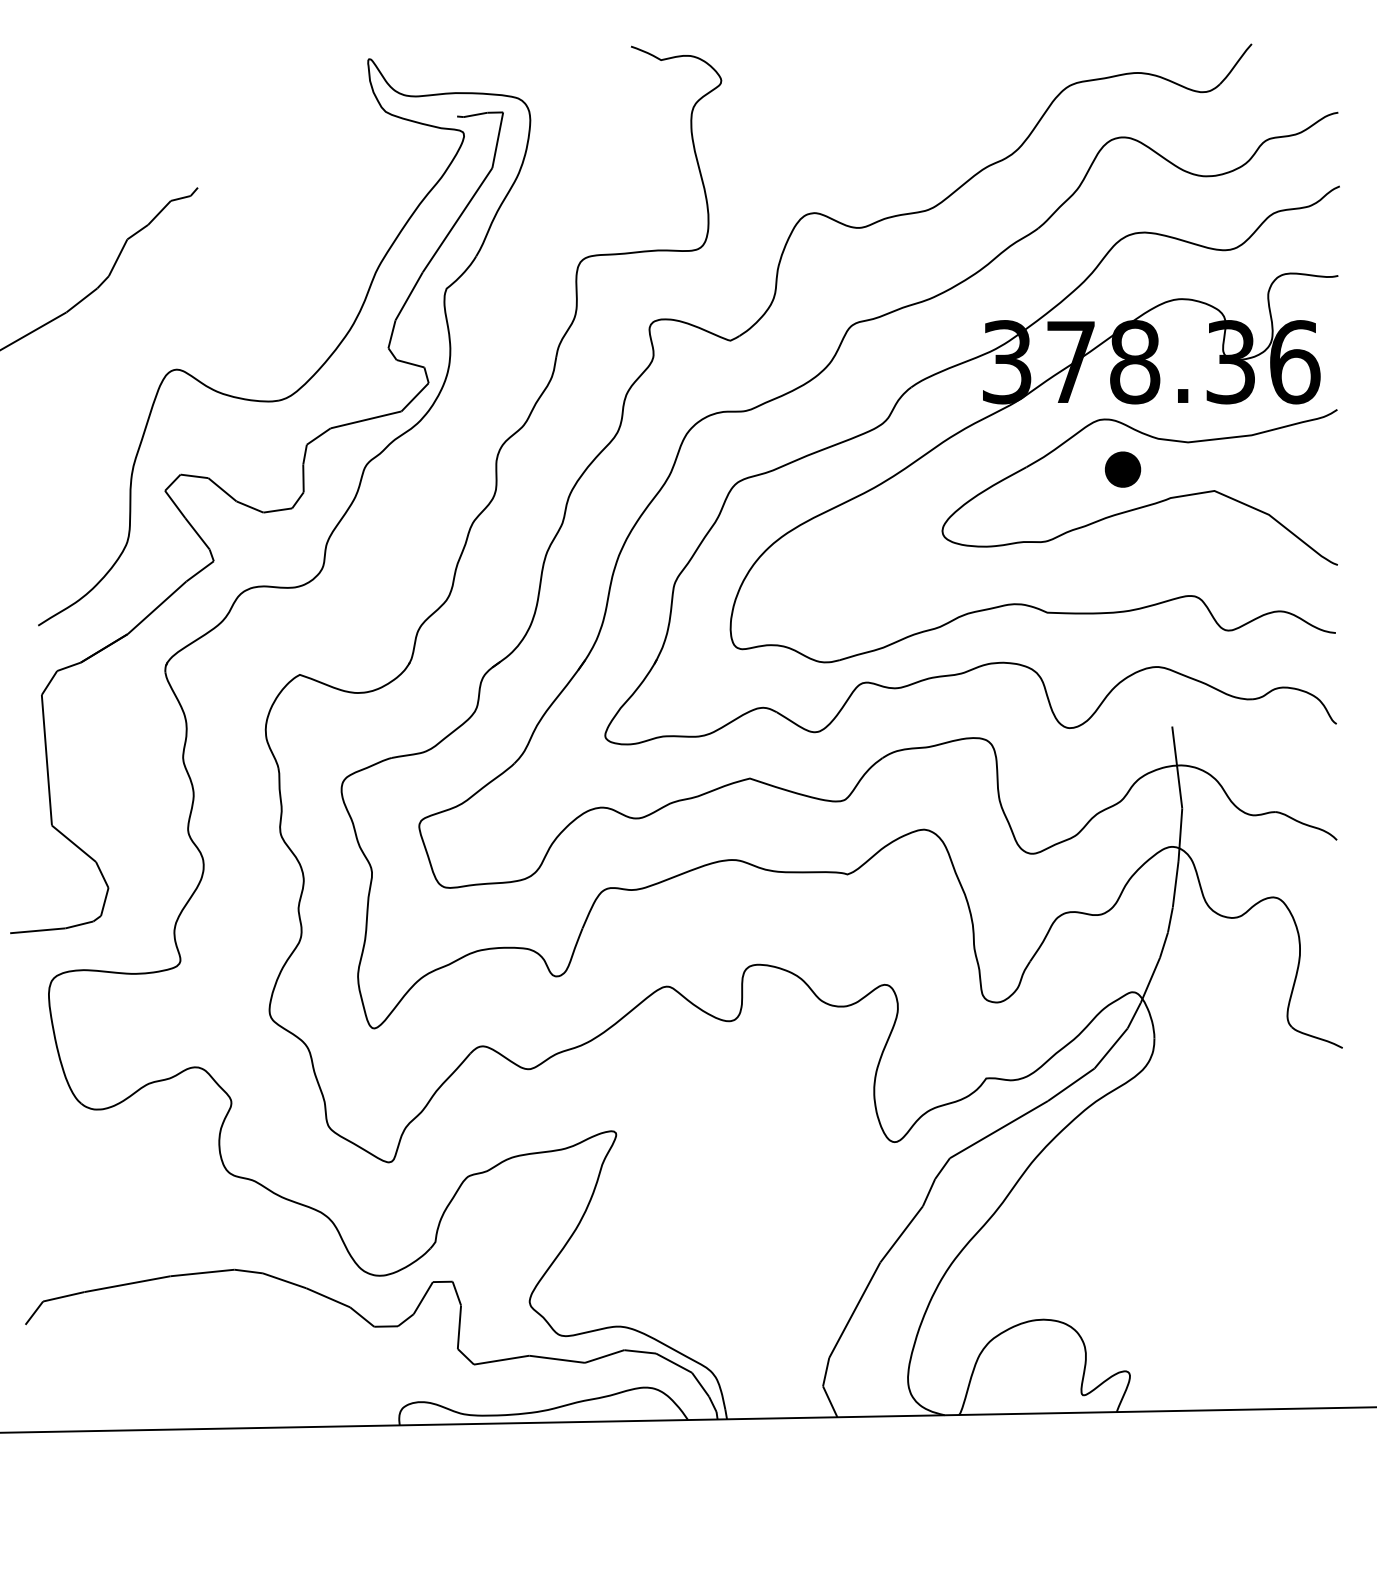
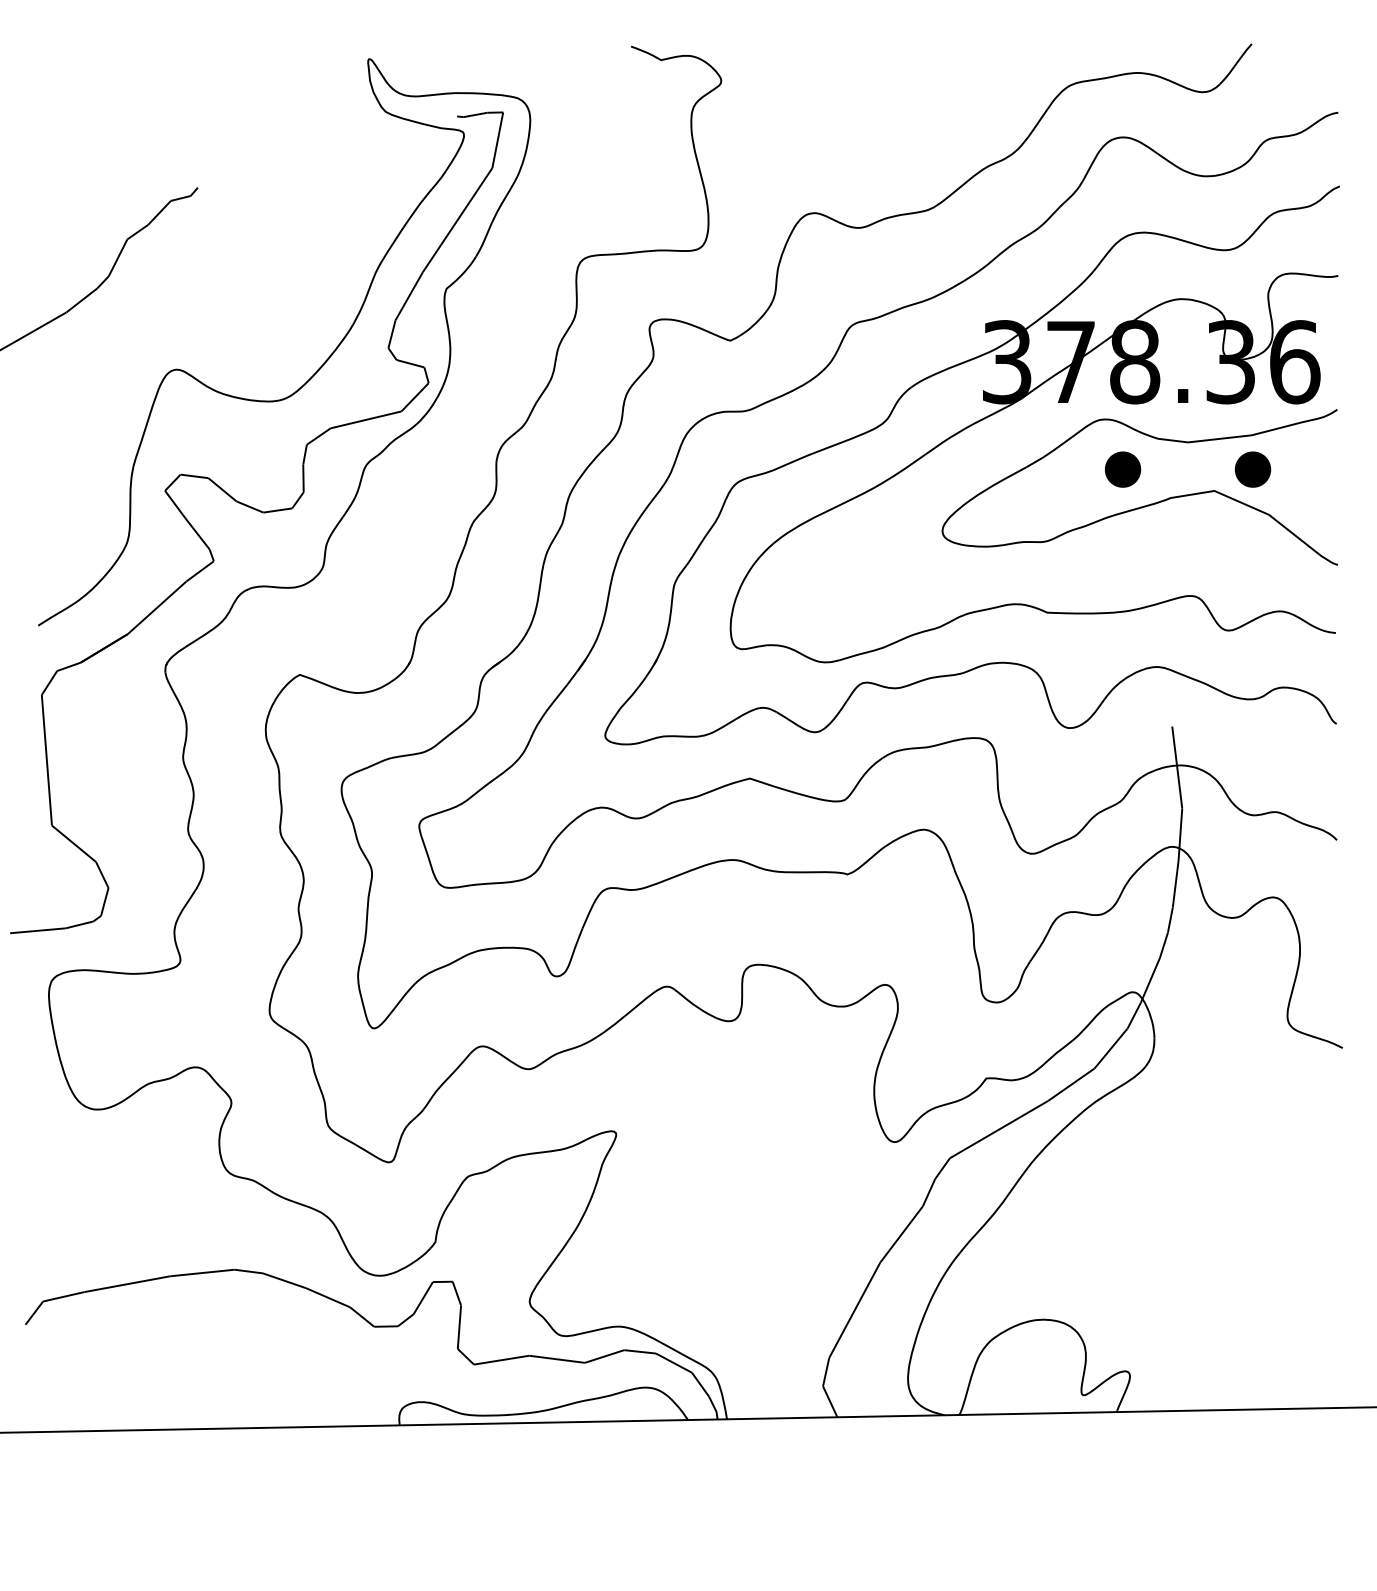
part: none -> present (1253, 469)
